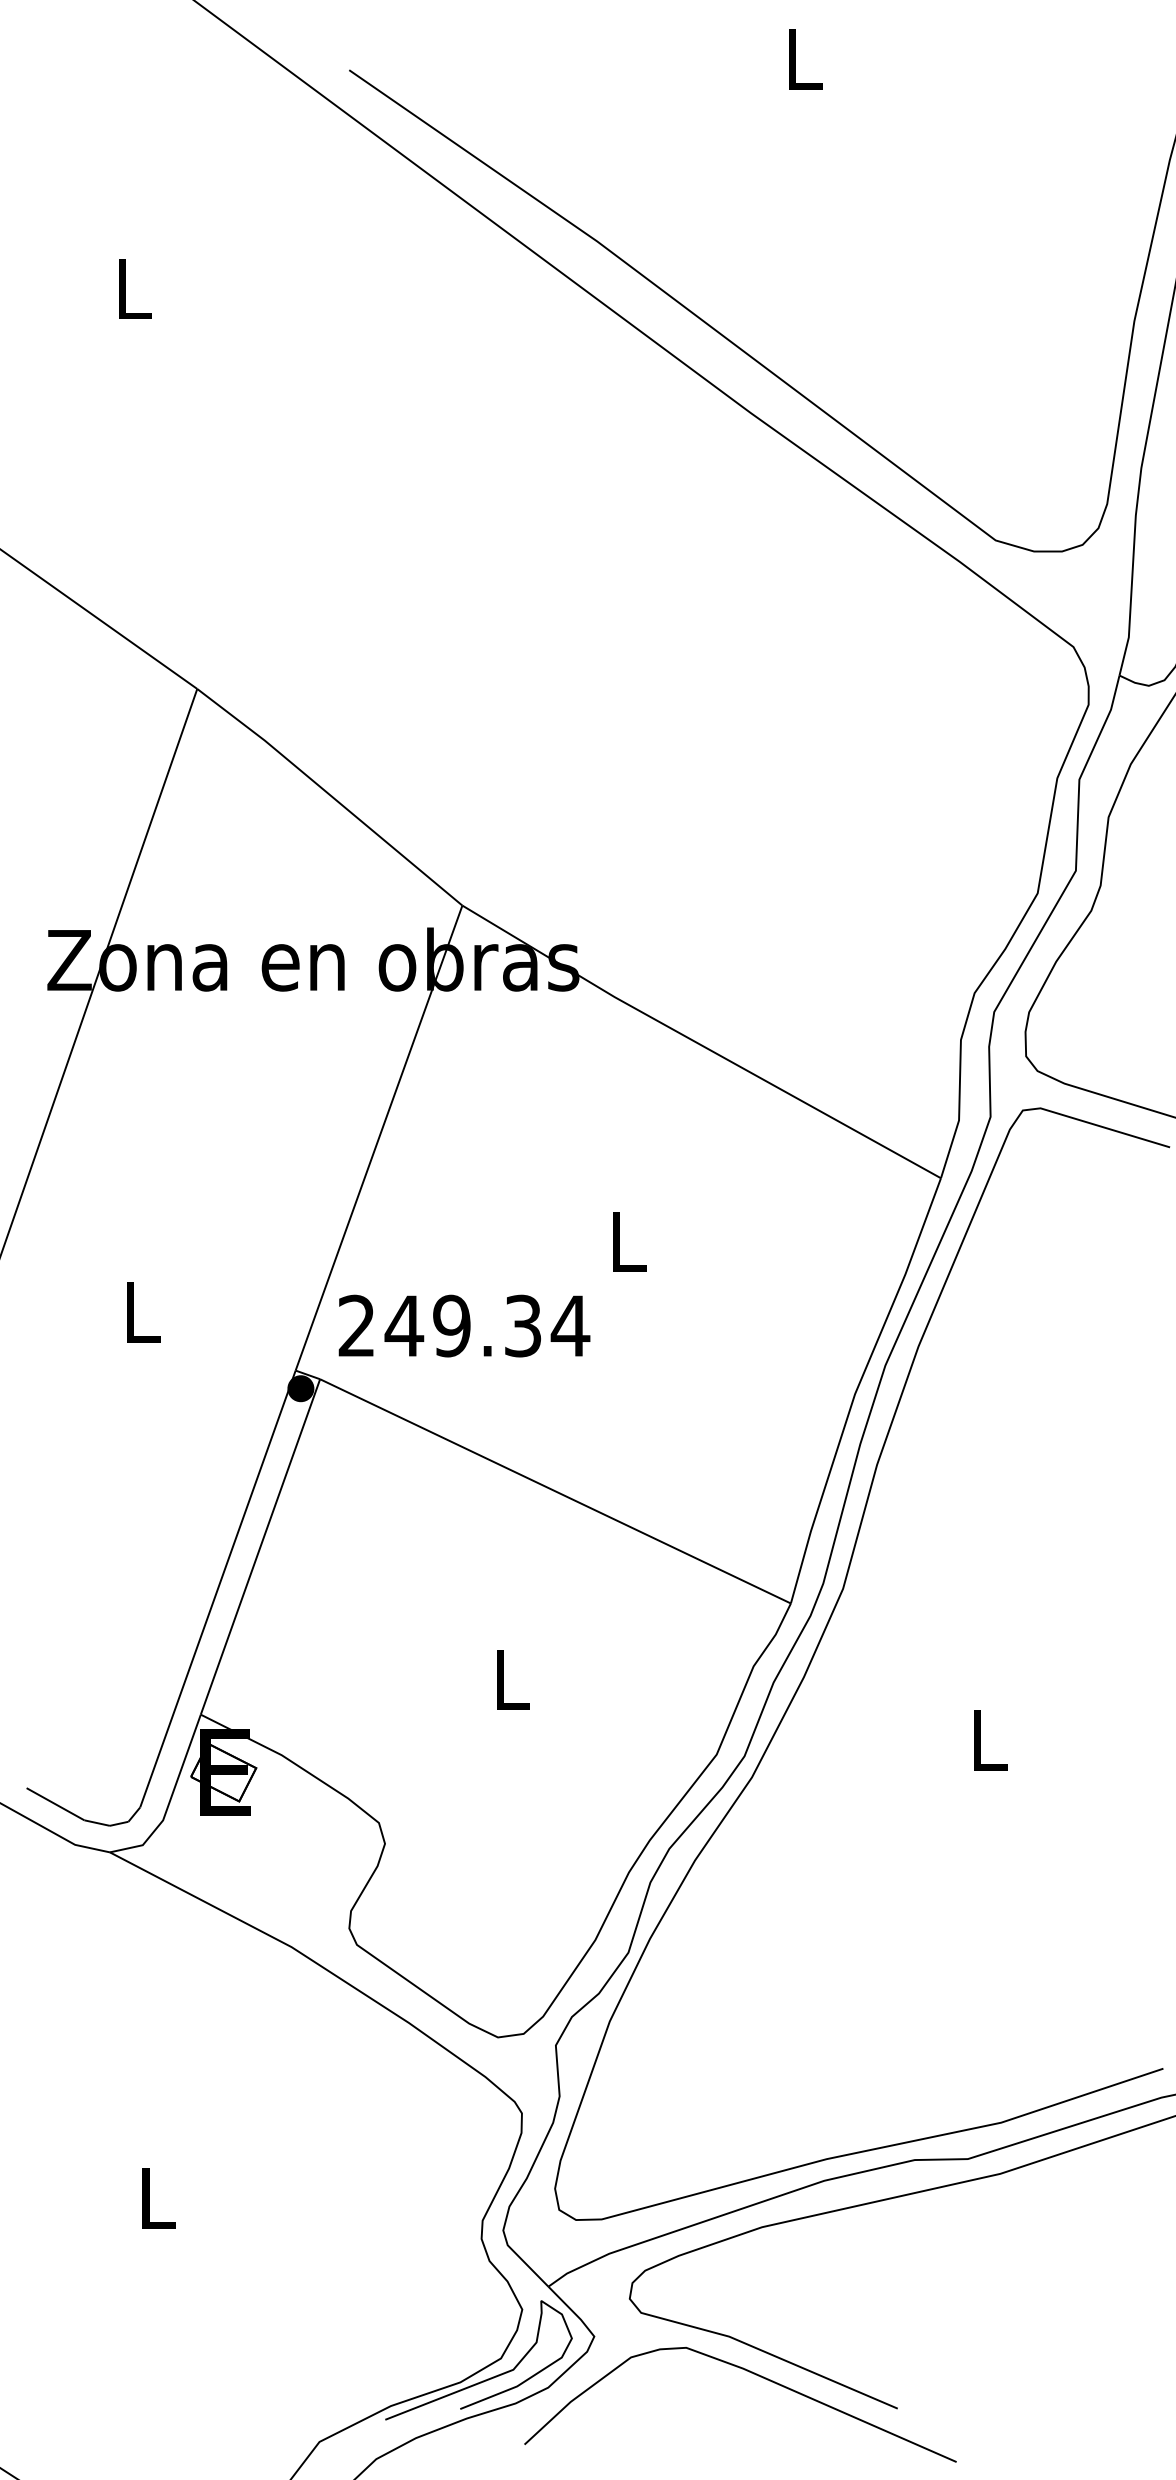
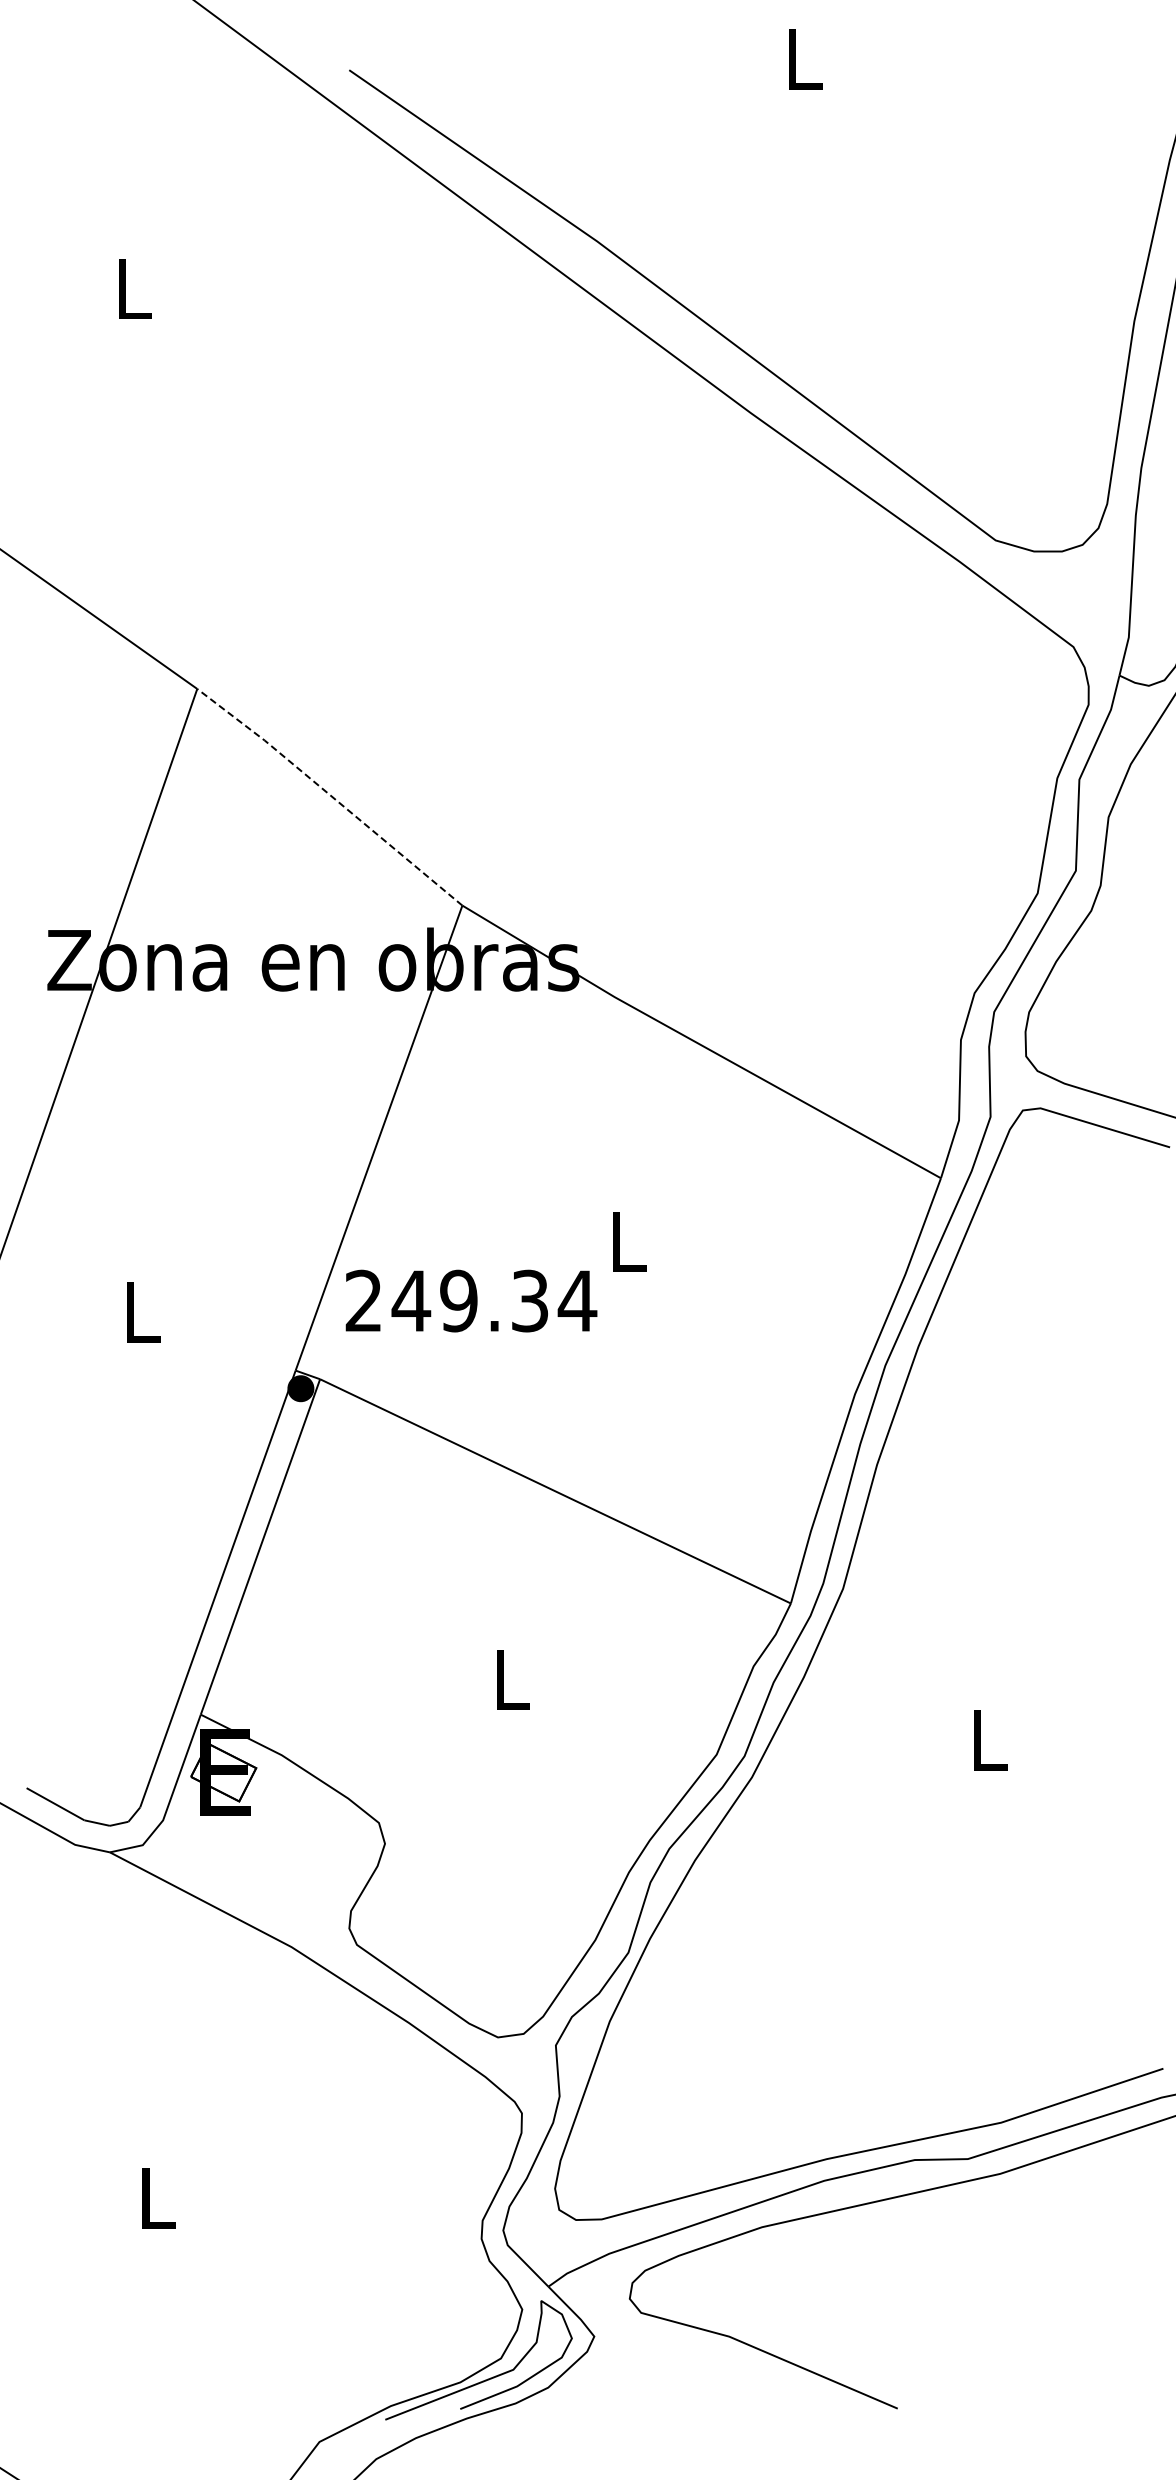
line: solid -> dashed (330, 795)
text position: (464, 1325) -> (471, 1300) (471, 1300)
curve: present -> none (753, 2374)
